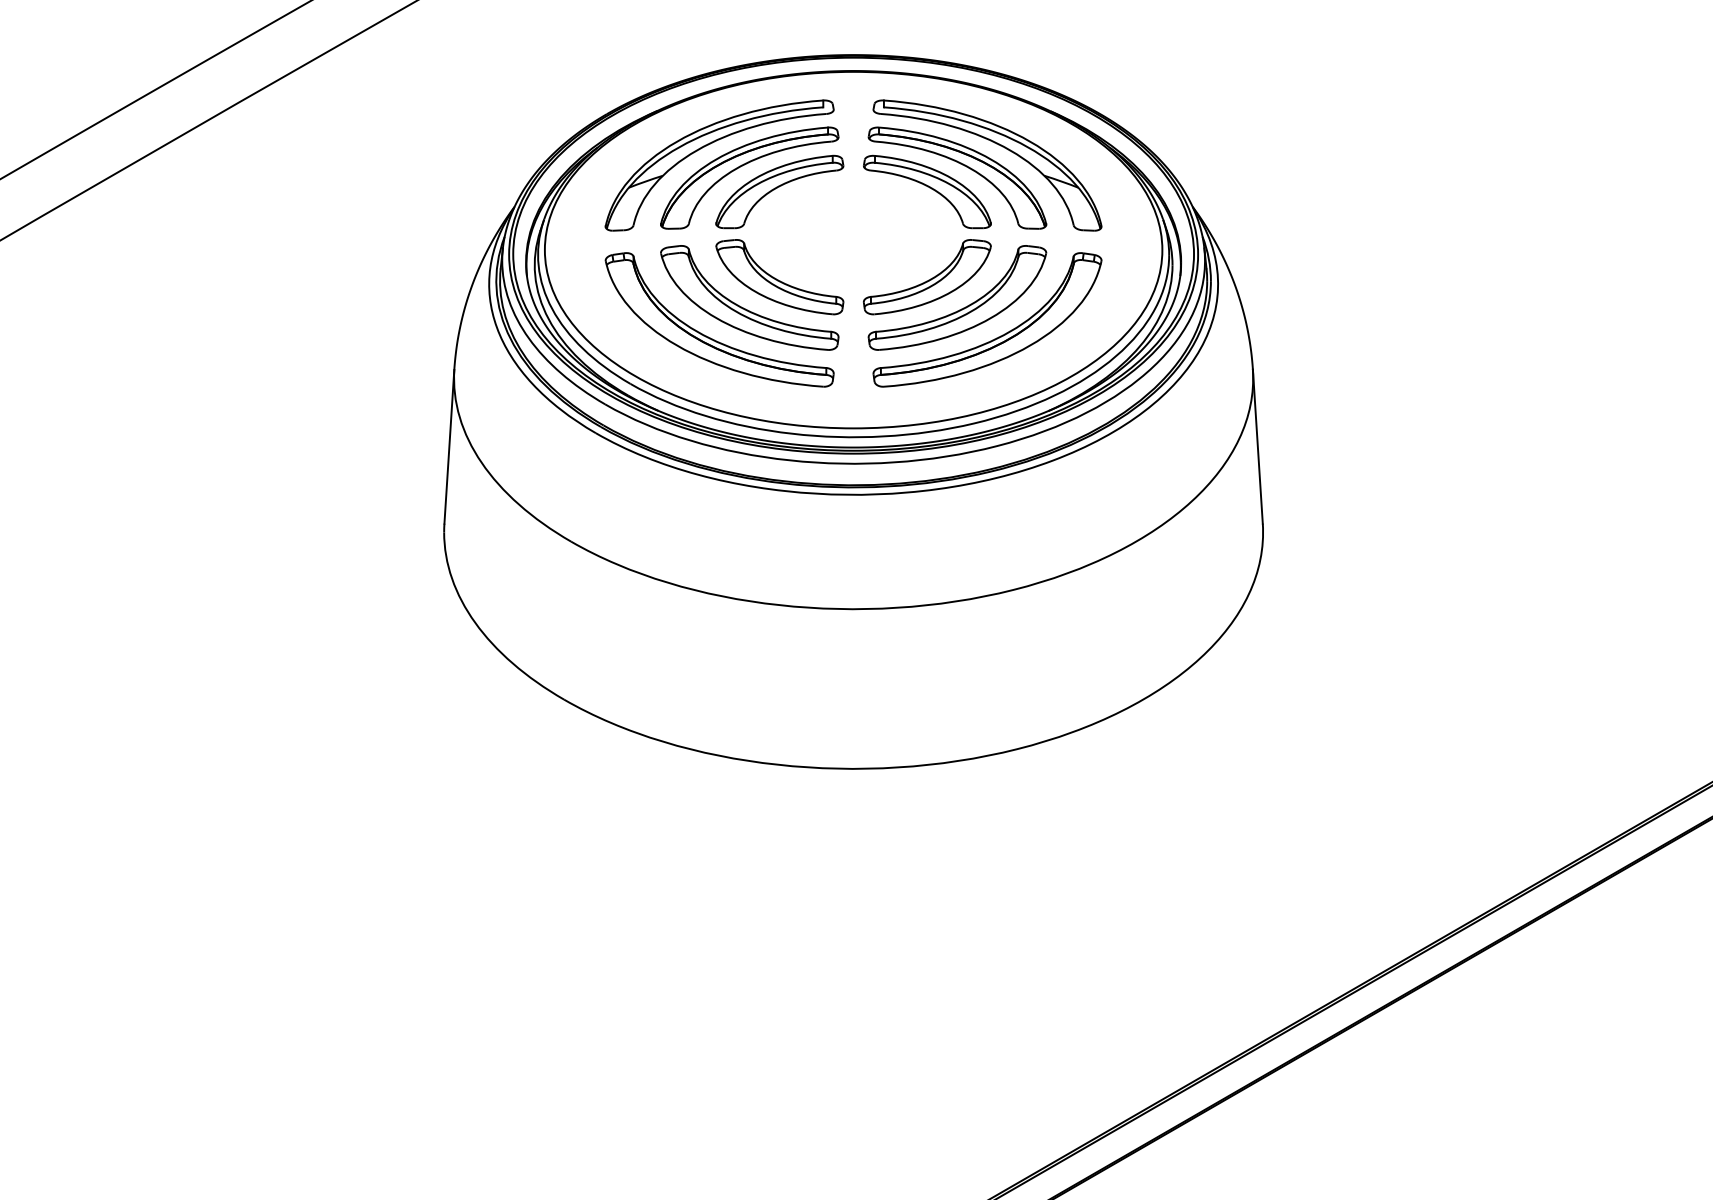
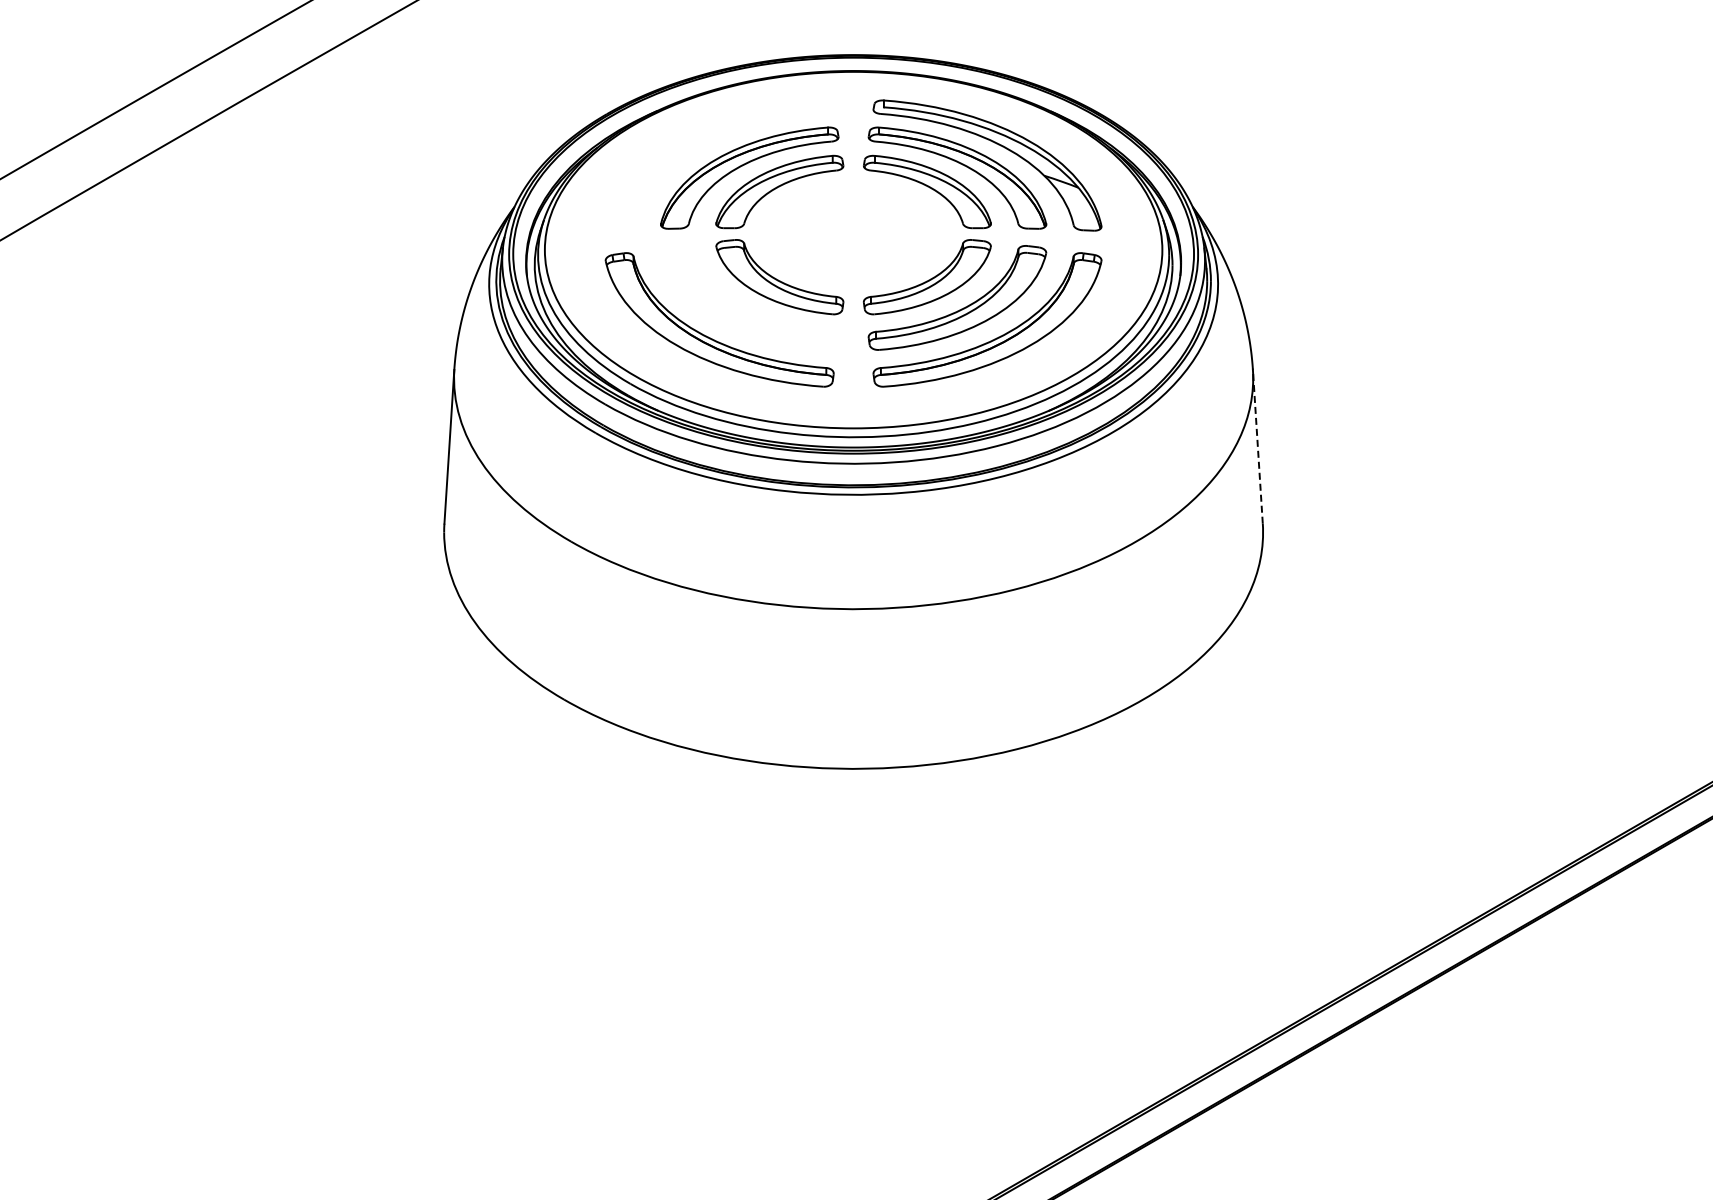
part: present -> none (708, 145)
part: present -> none (743, 307)
line: solid -> dashed (1257, 446)
